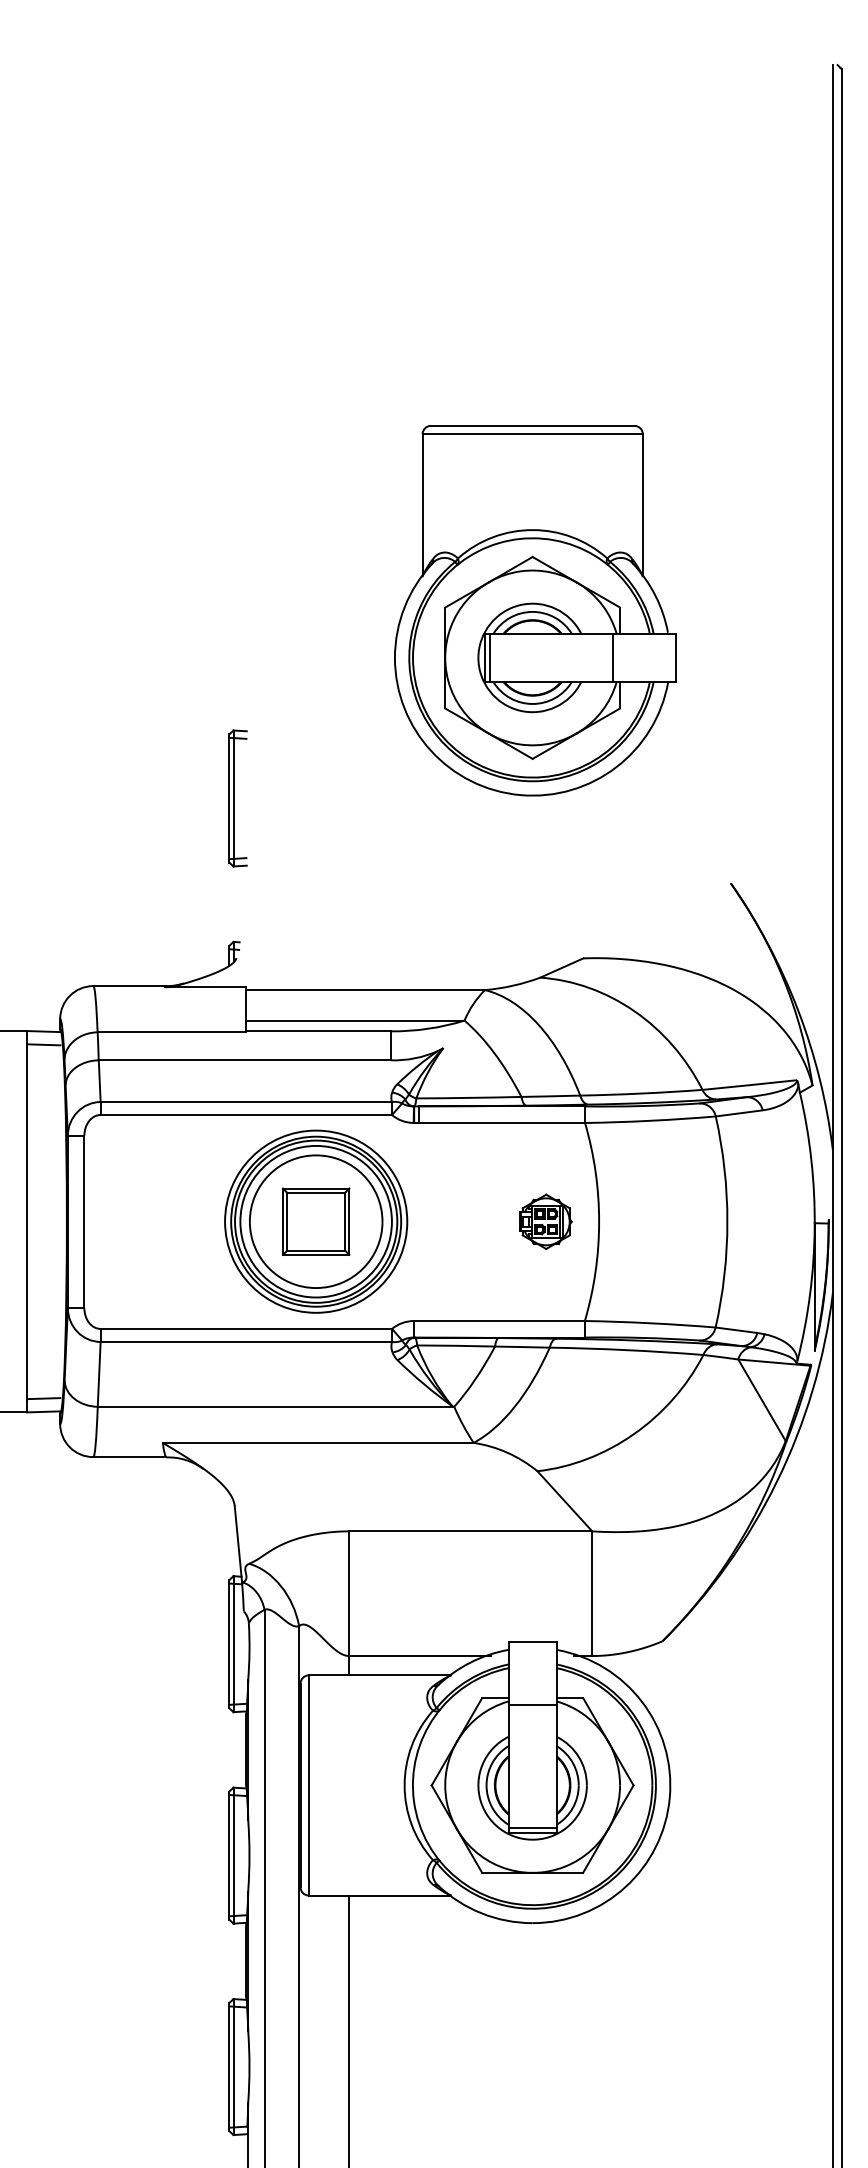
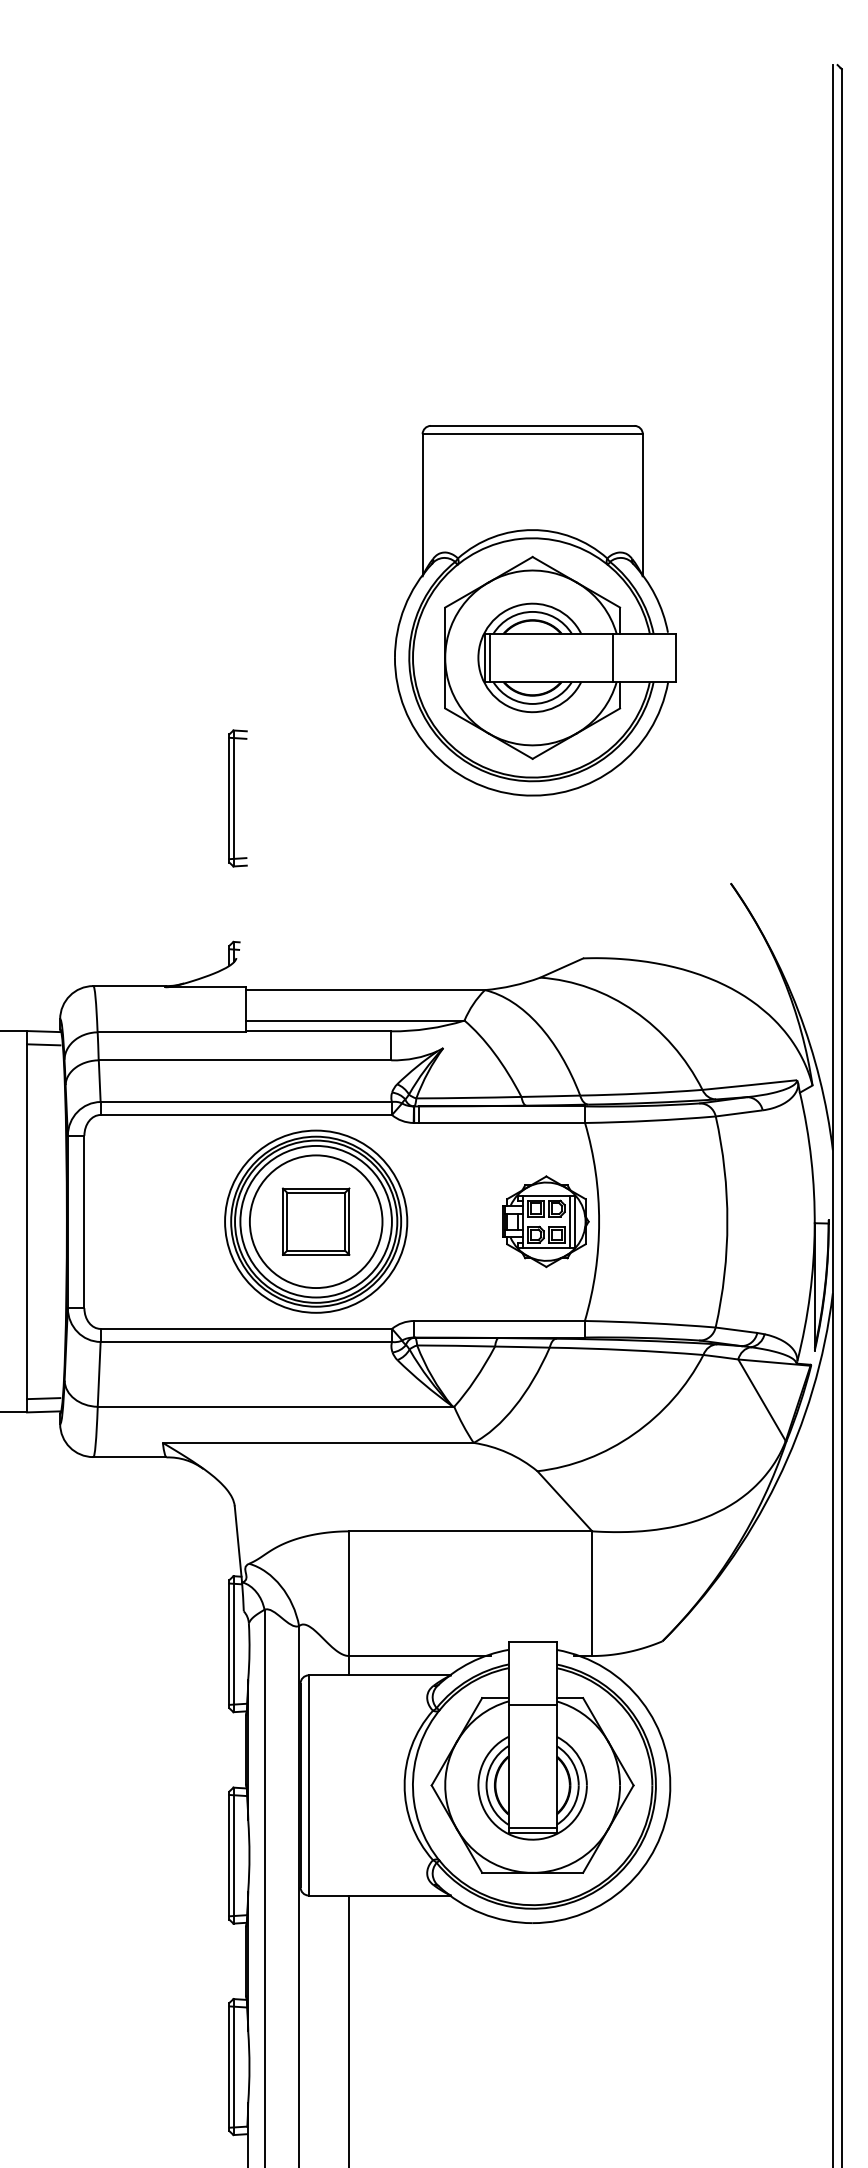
part size: 54x58 px -> 88x94 px (545, 1221)
